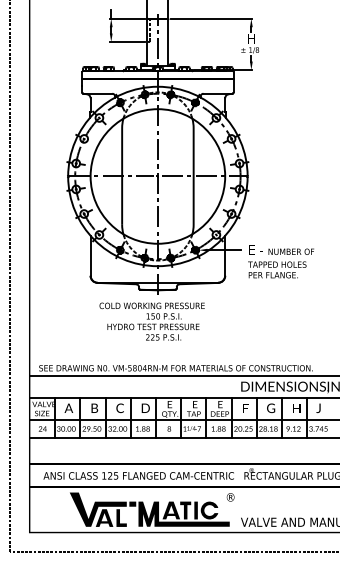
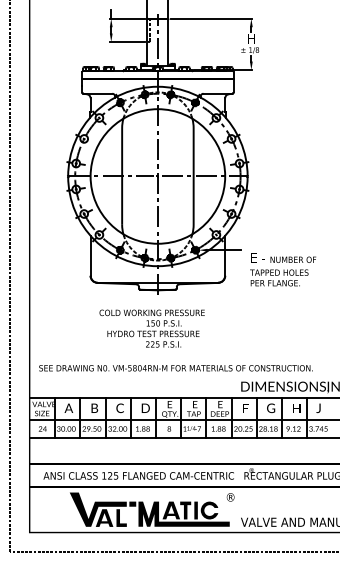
text position: (280, 261) -> (282, 269) (282, 269)
text position: (151, 321) -> (151, 328) (151, 328)
line: present -> none (183, 375)
